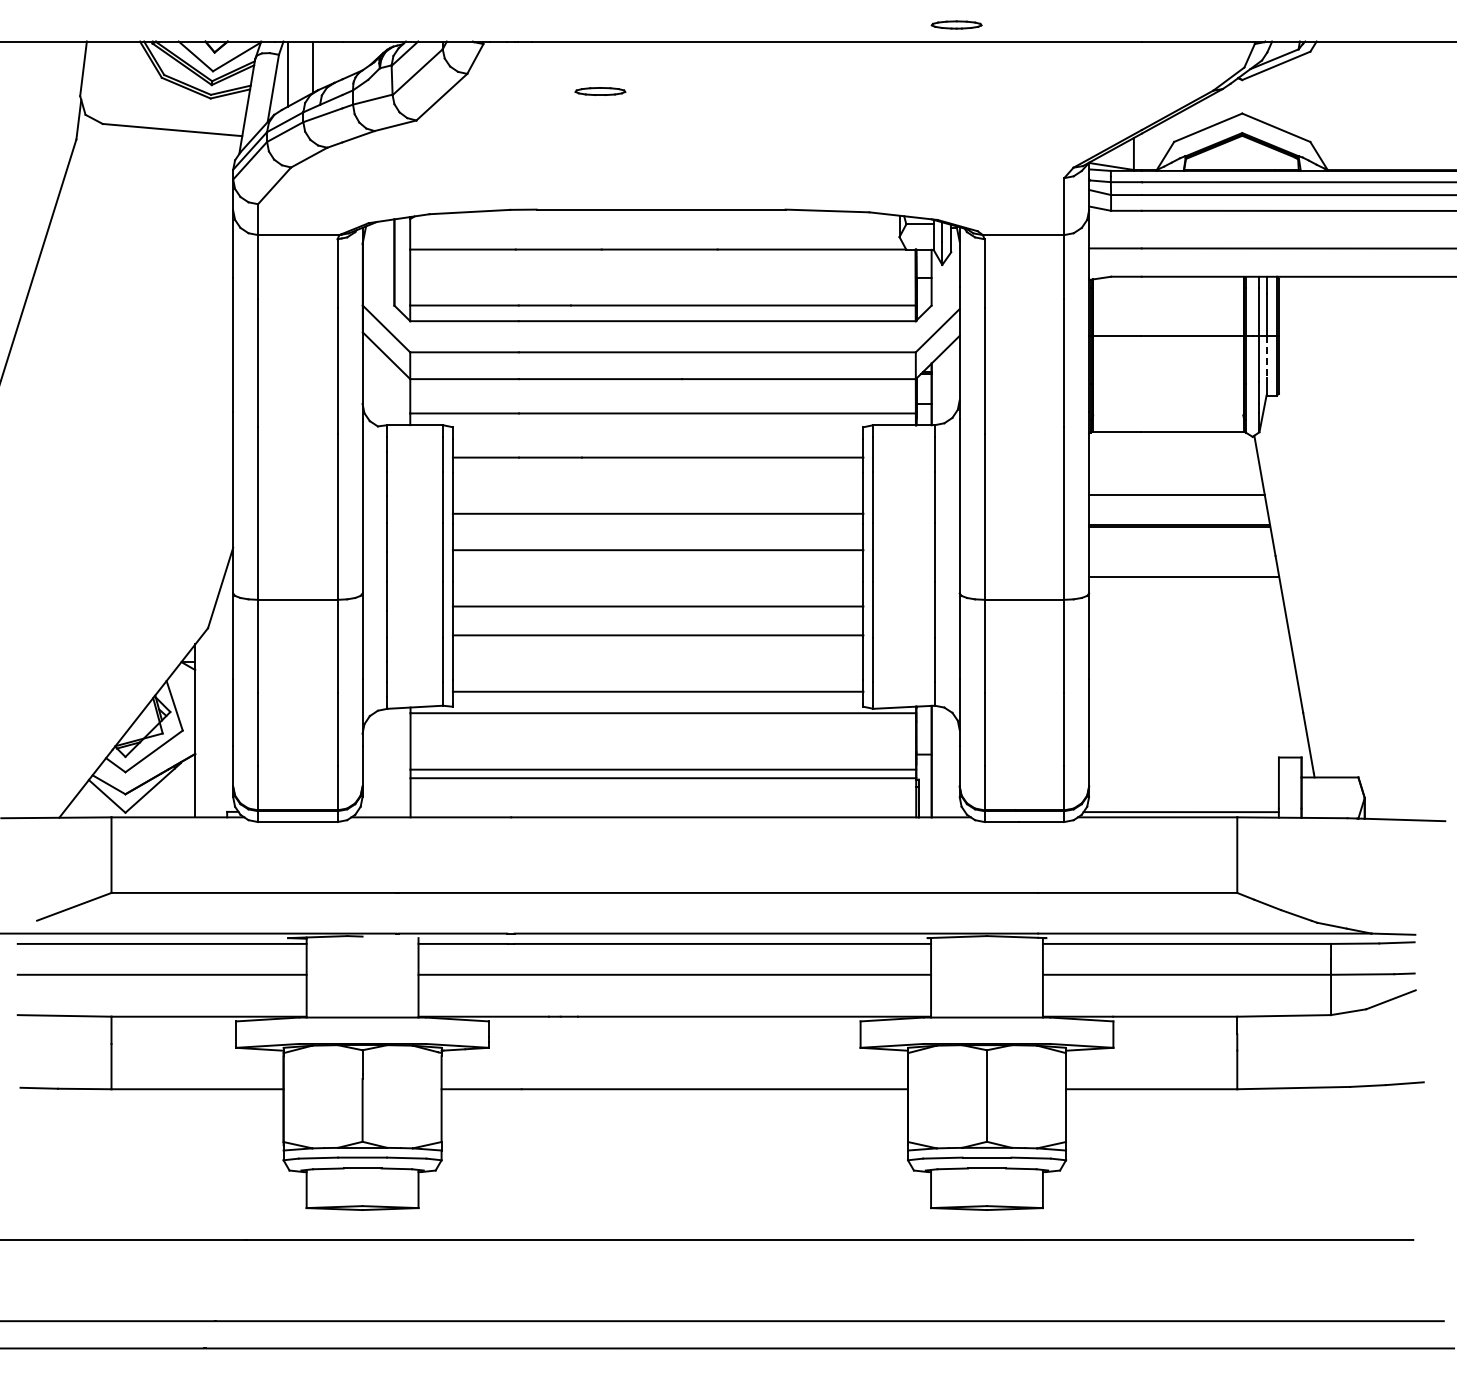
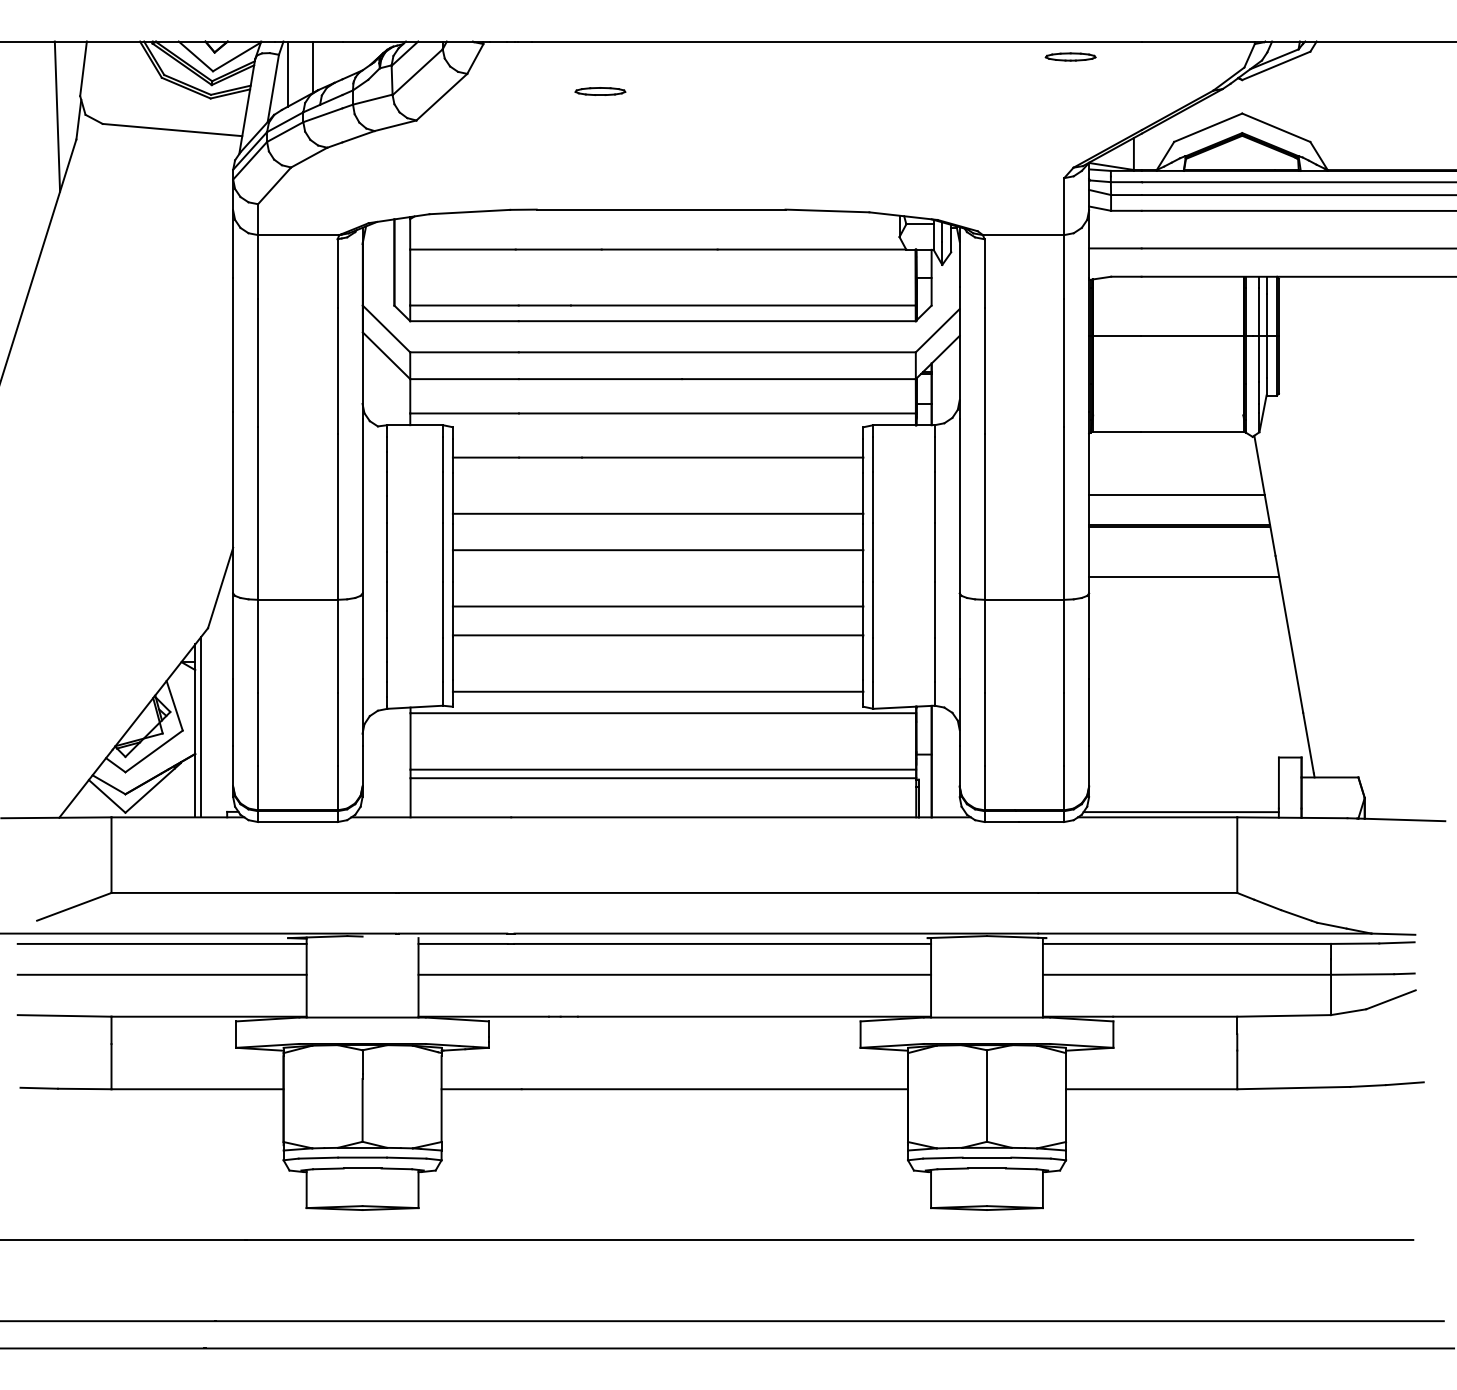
part position: (956, 24) -> (1070, 56) (1070, 56)
line: none -> present (57, 116)
line: dashed -> solid (1266, 357)
line: none -> present (201, 726)
